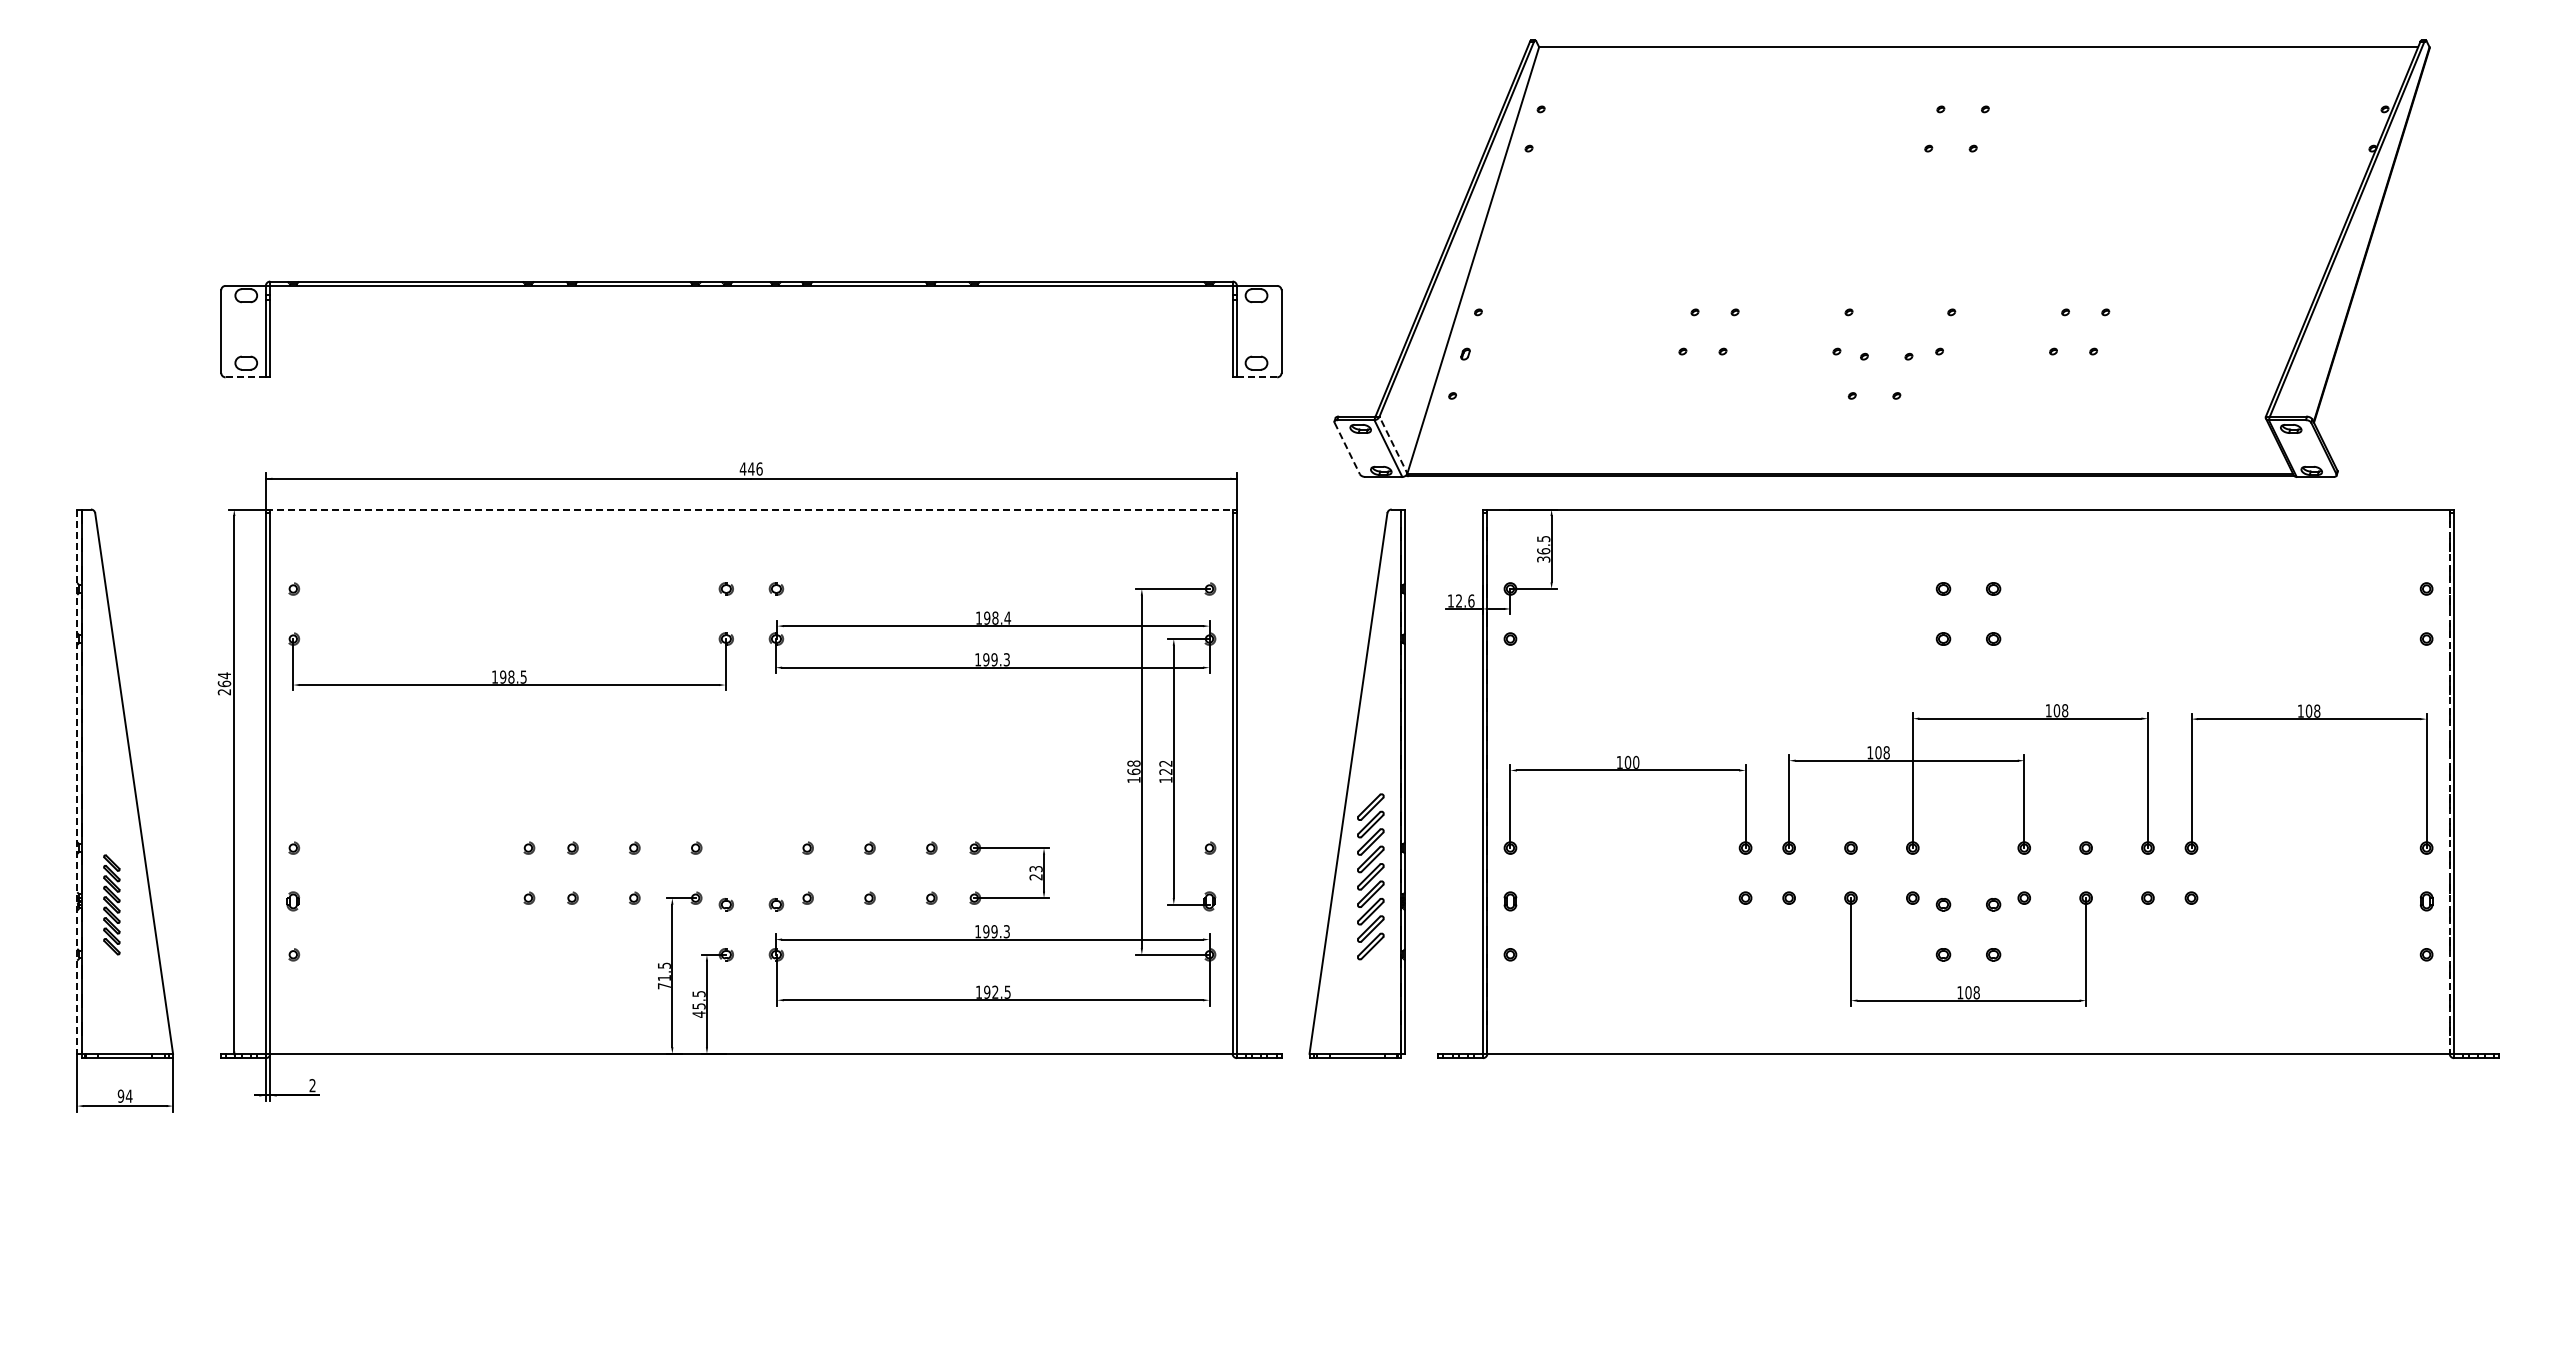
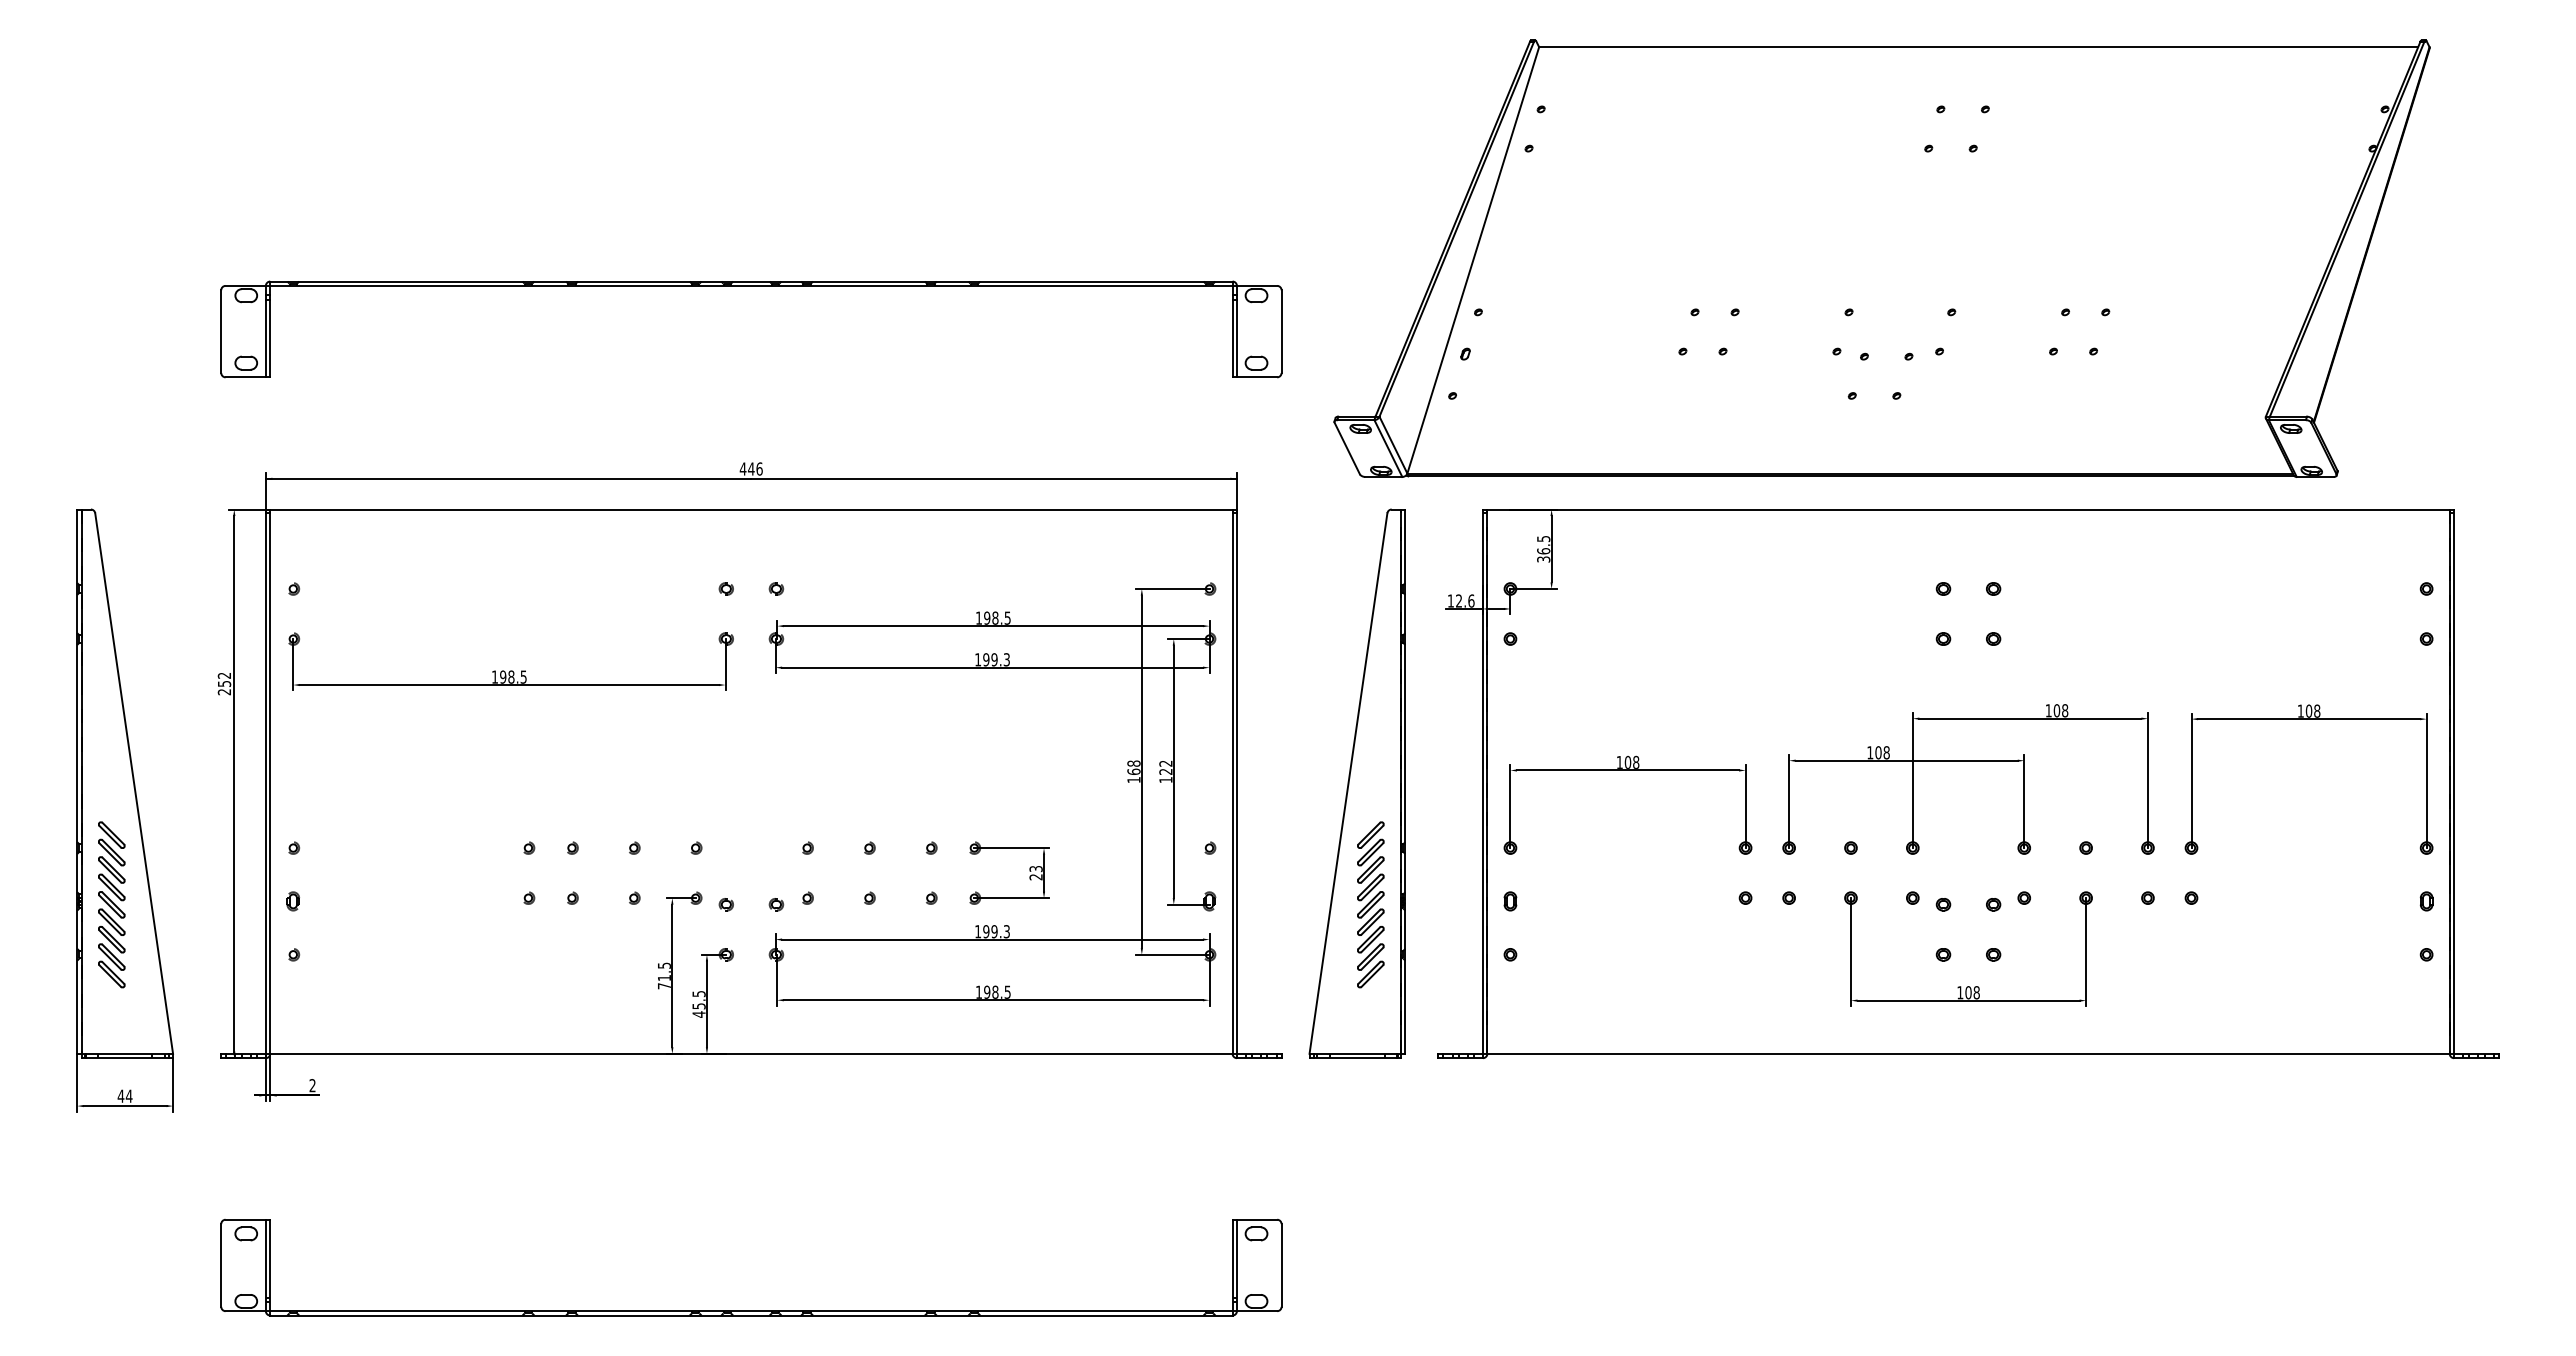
line: dashed -> solid (245, 377)
line: dashed -> solid (1257, 377)
line: dashed -> solid (1393, 446)
line: dashed -> solid (1347, 448)
line: dashed -> solid (751, 509)
text: 198.4 -> 198.5 (1007, 617)
text: 264 -> 252 (224, 679)
text: 100 -> 108 (1636, 762)
line: dashed -> solid (77, 782)
line: dashed -> solid (2449, 782)
part position: (1370, 876) -> (1370, 904) (1370, 904)
part size: 18x102 px -> 28x168 px (111, 904)
text: 192.5 -> 198.5 (995, 991)
text: 94 -> 44 (120, 1095)
part: none -> present (751, 1310)
